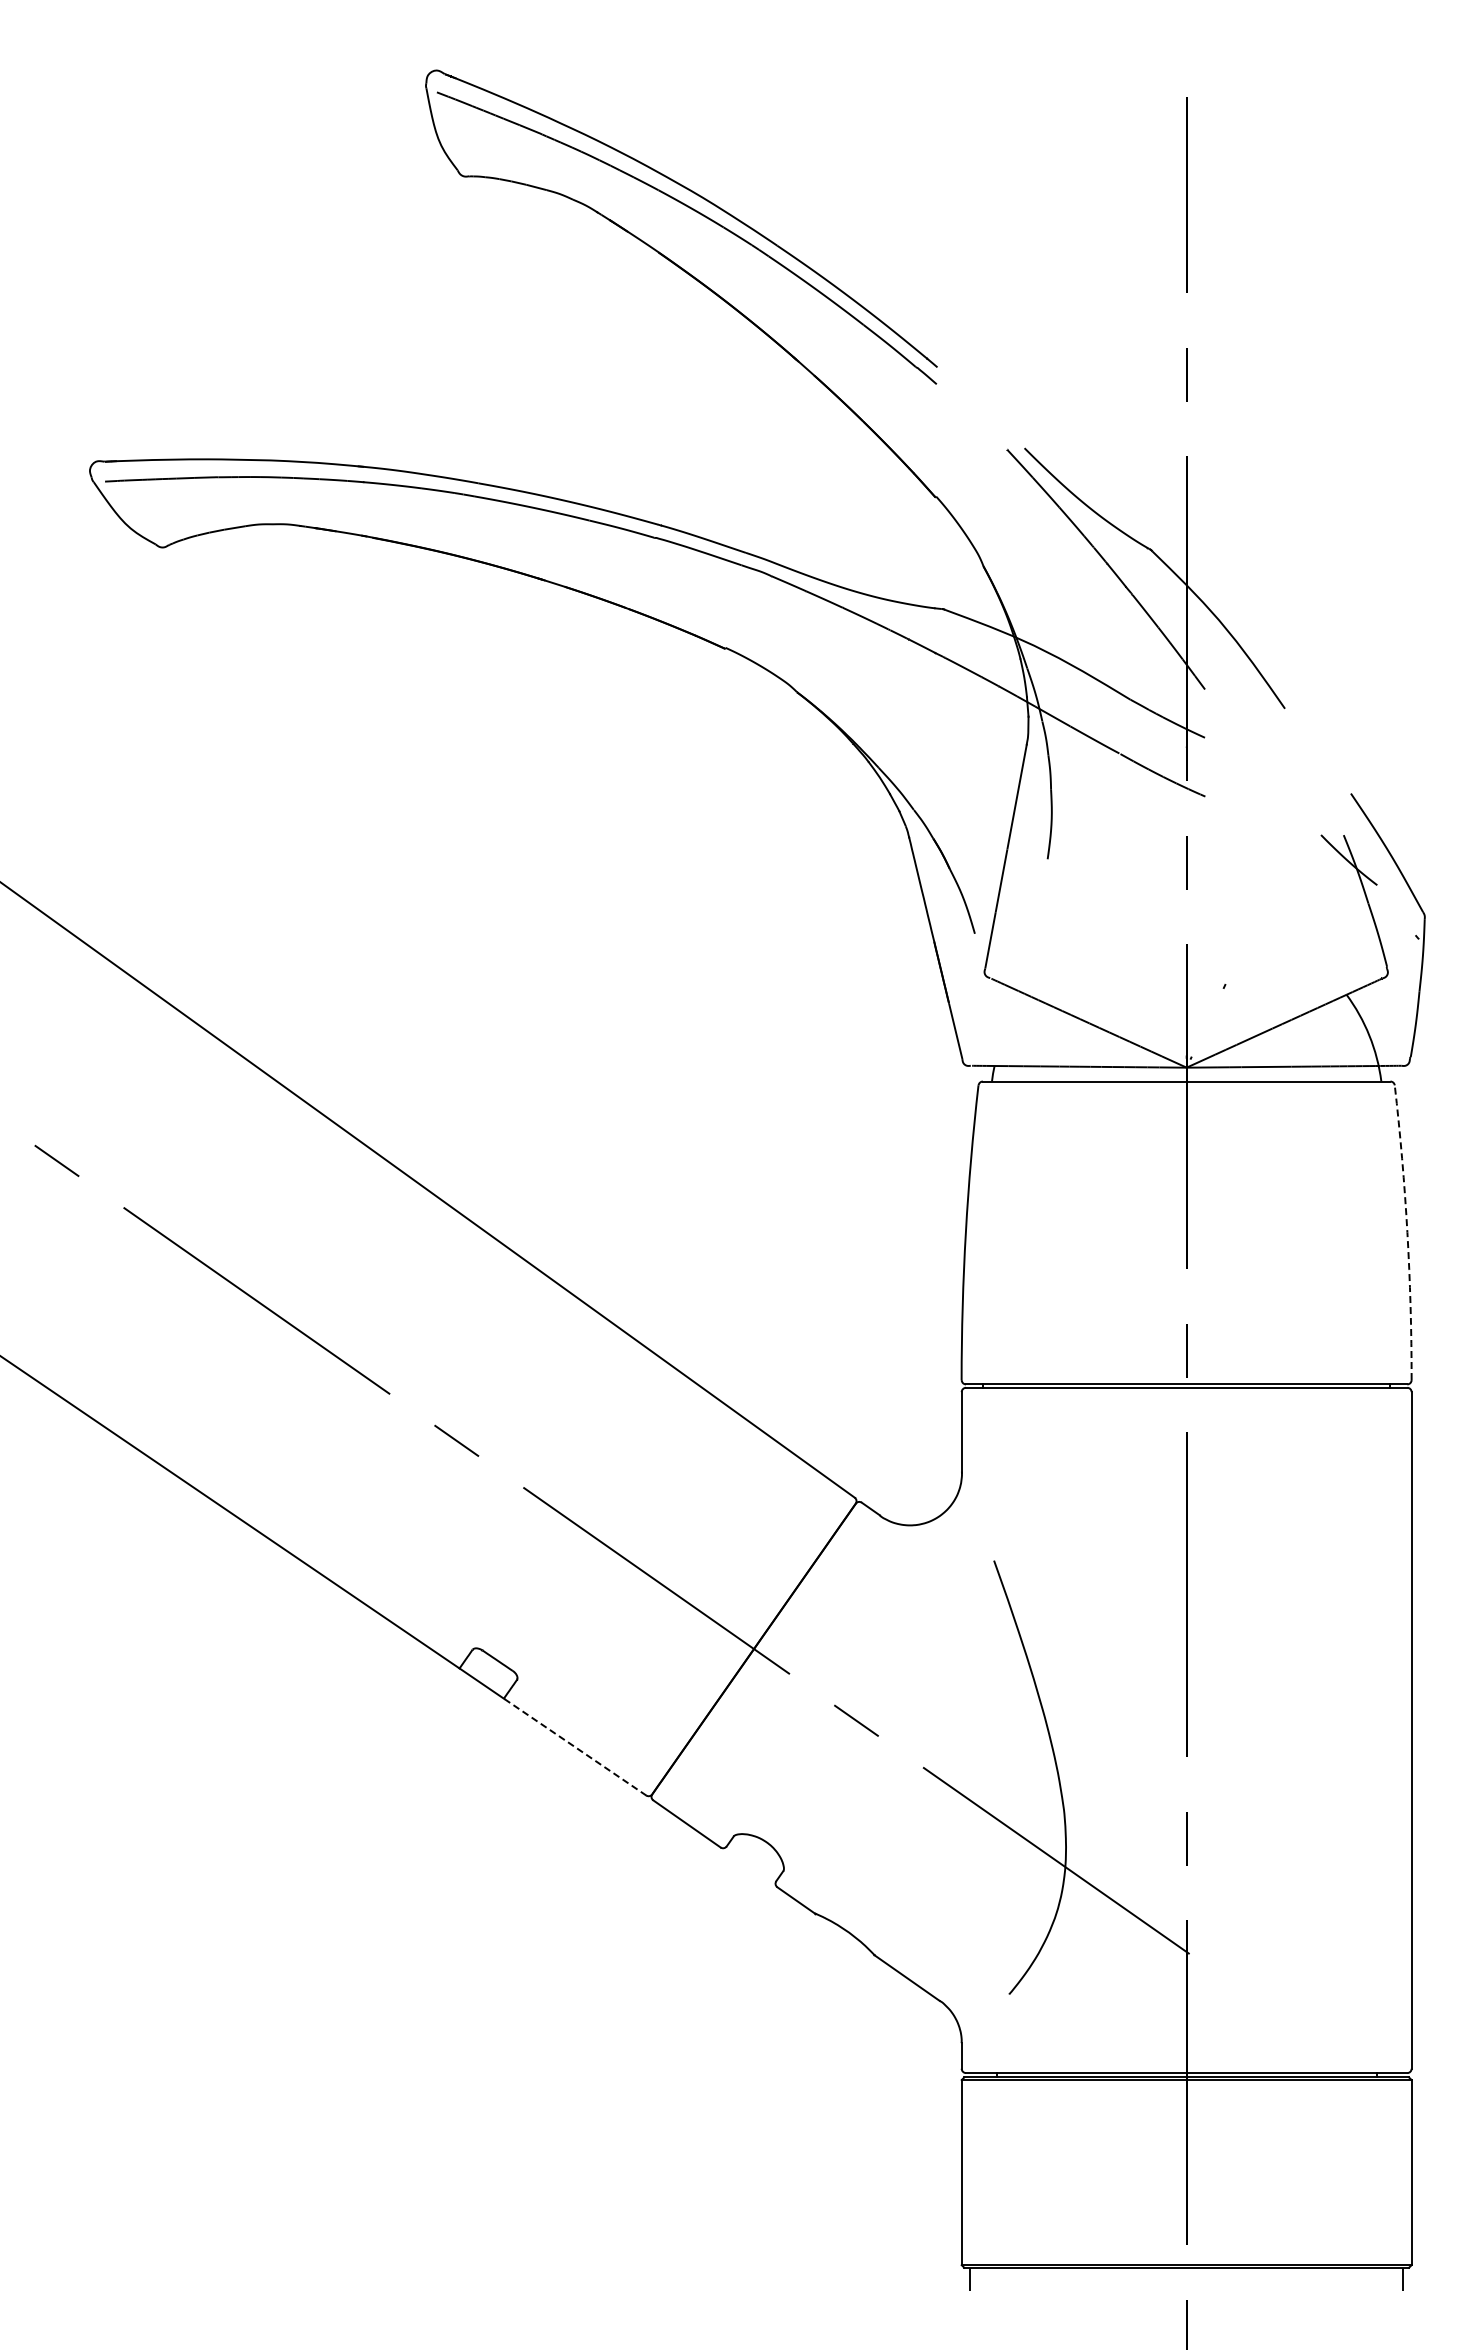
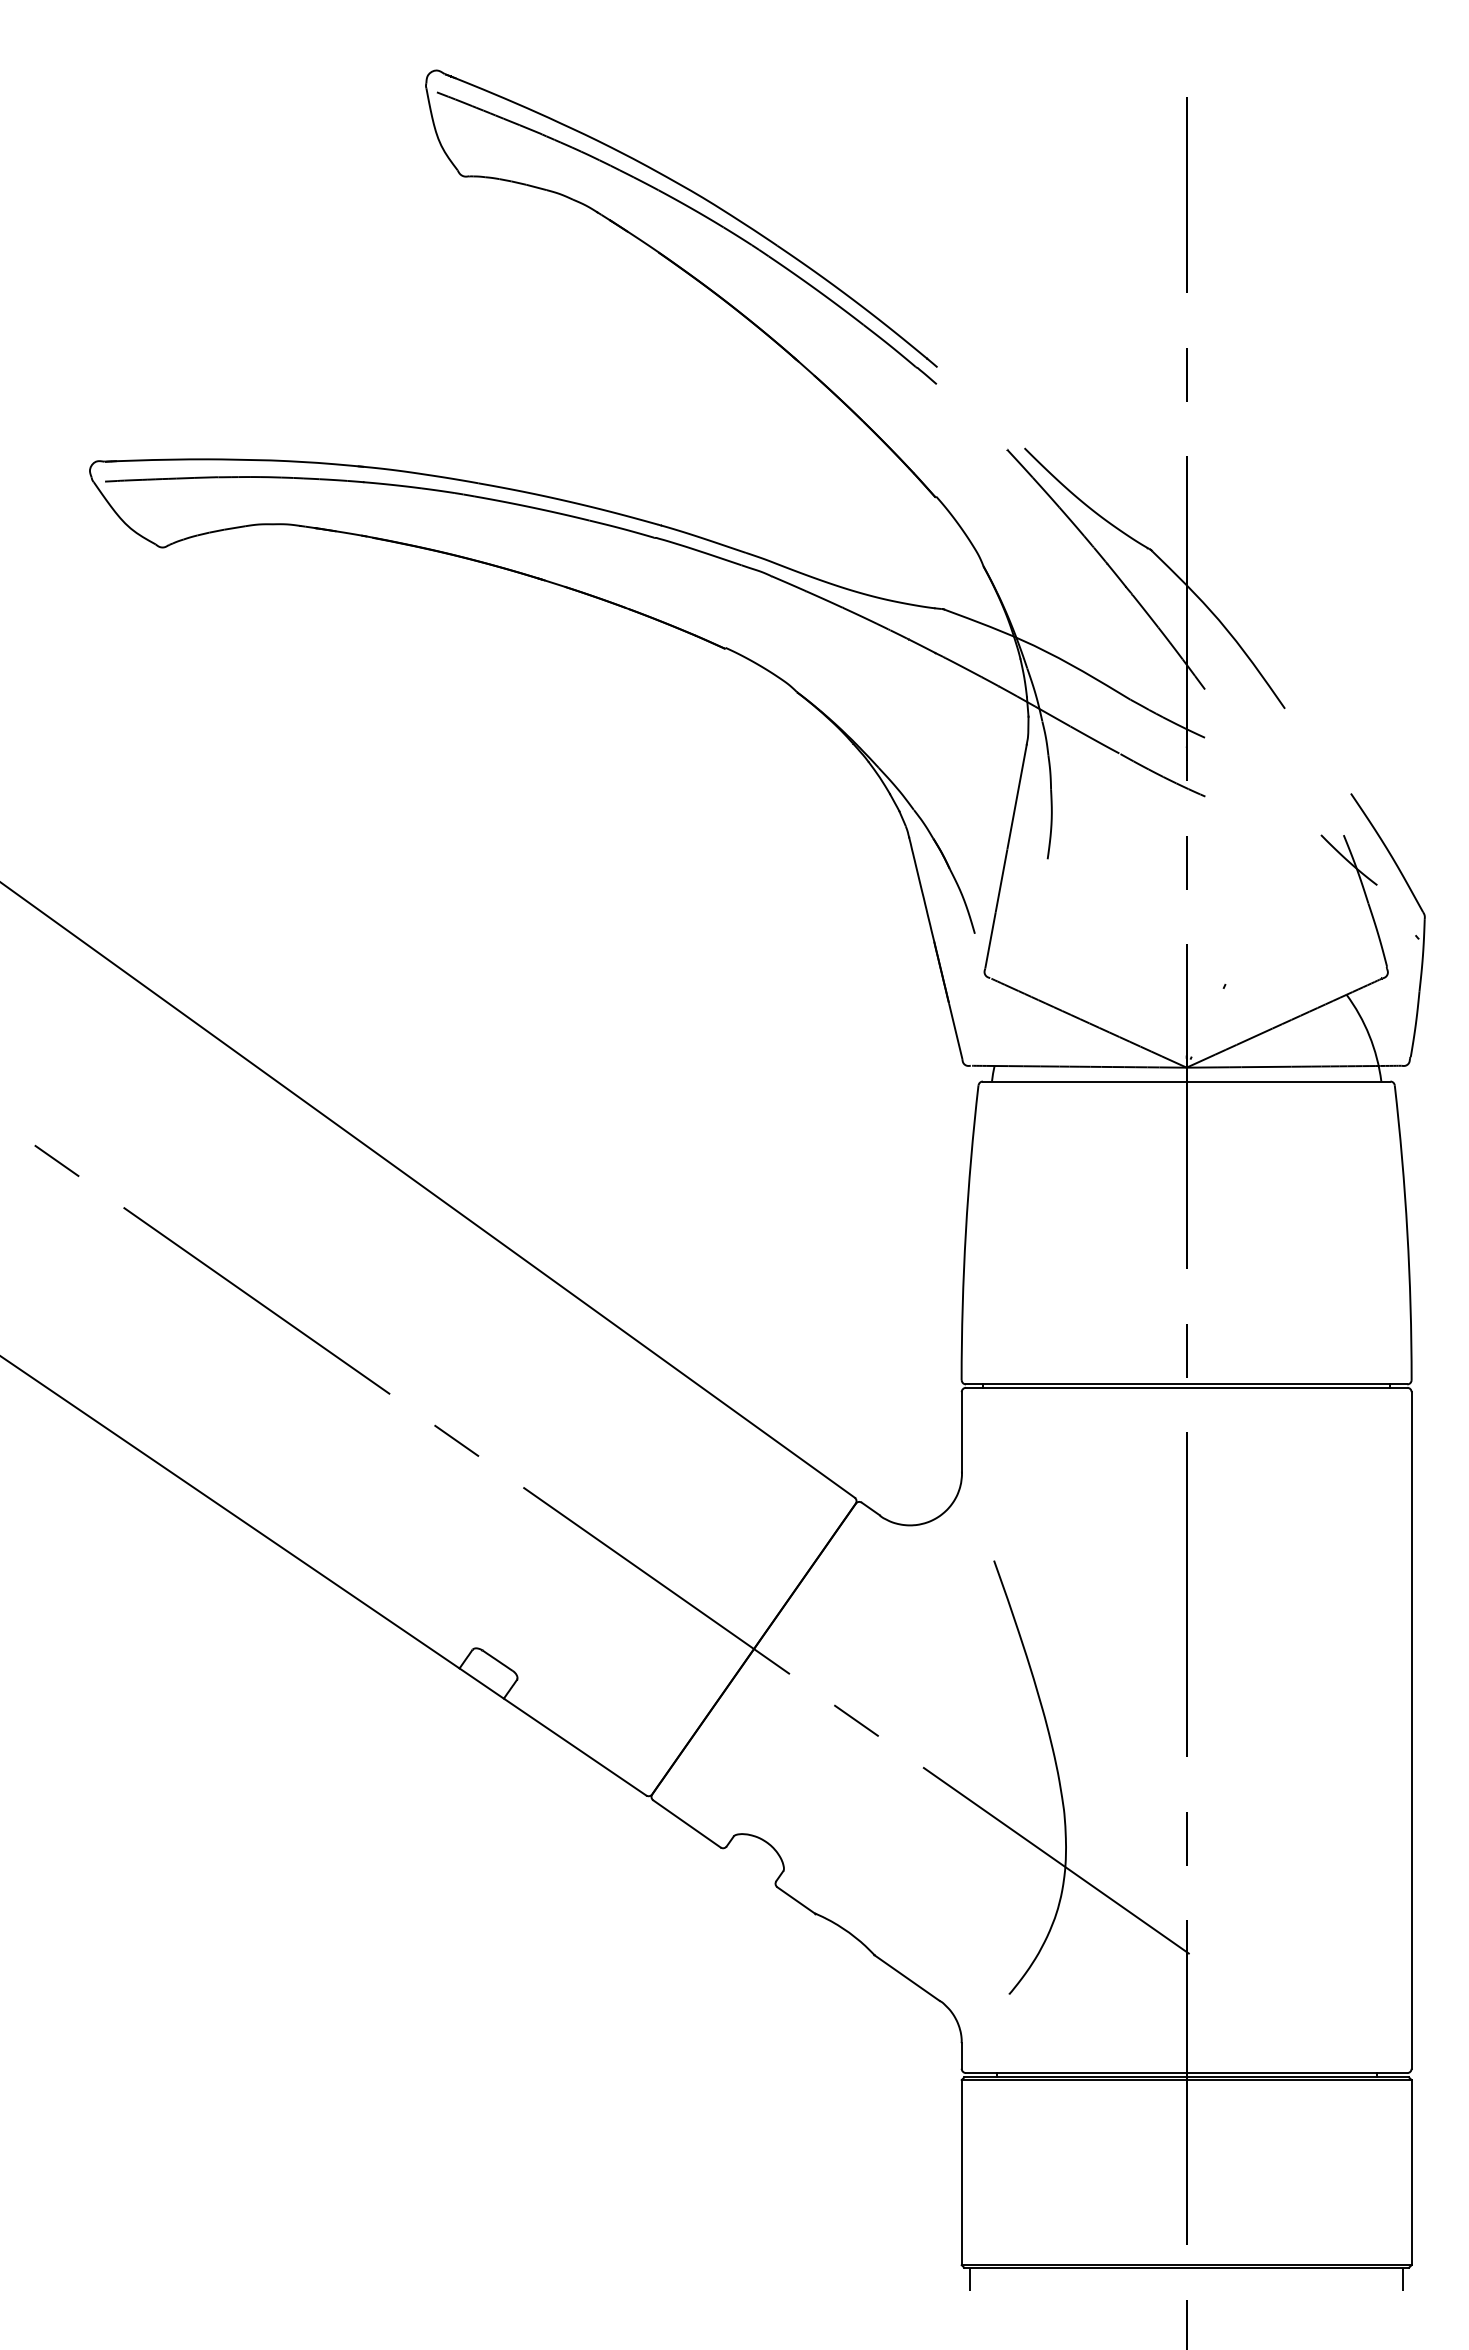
arc: dashed -> solid (1407, 1232)
line: dashed -> solid (574, 1746)
